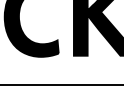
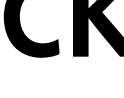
line: present -> none (61, 84)
